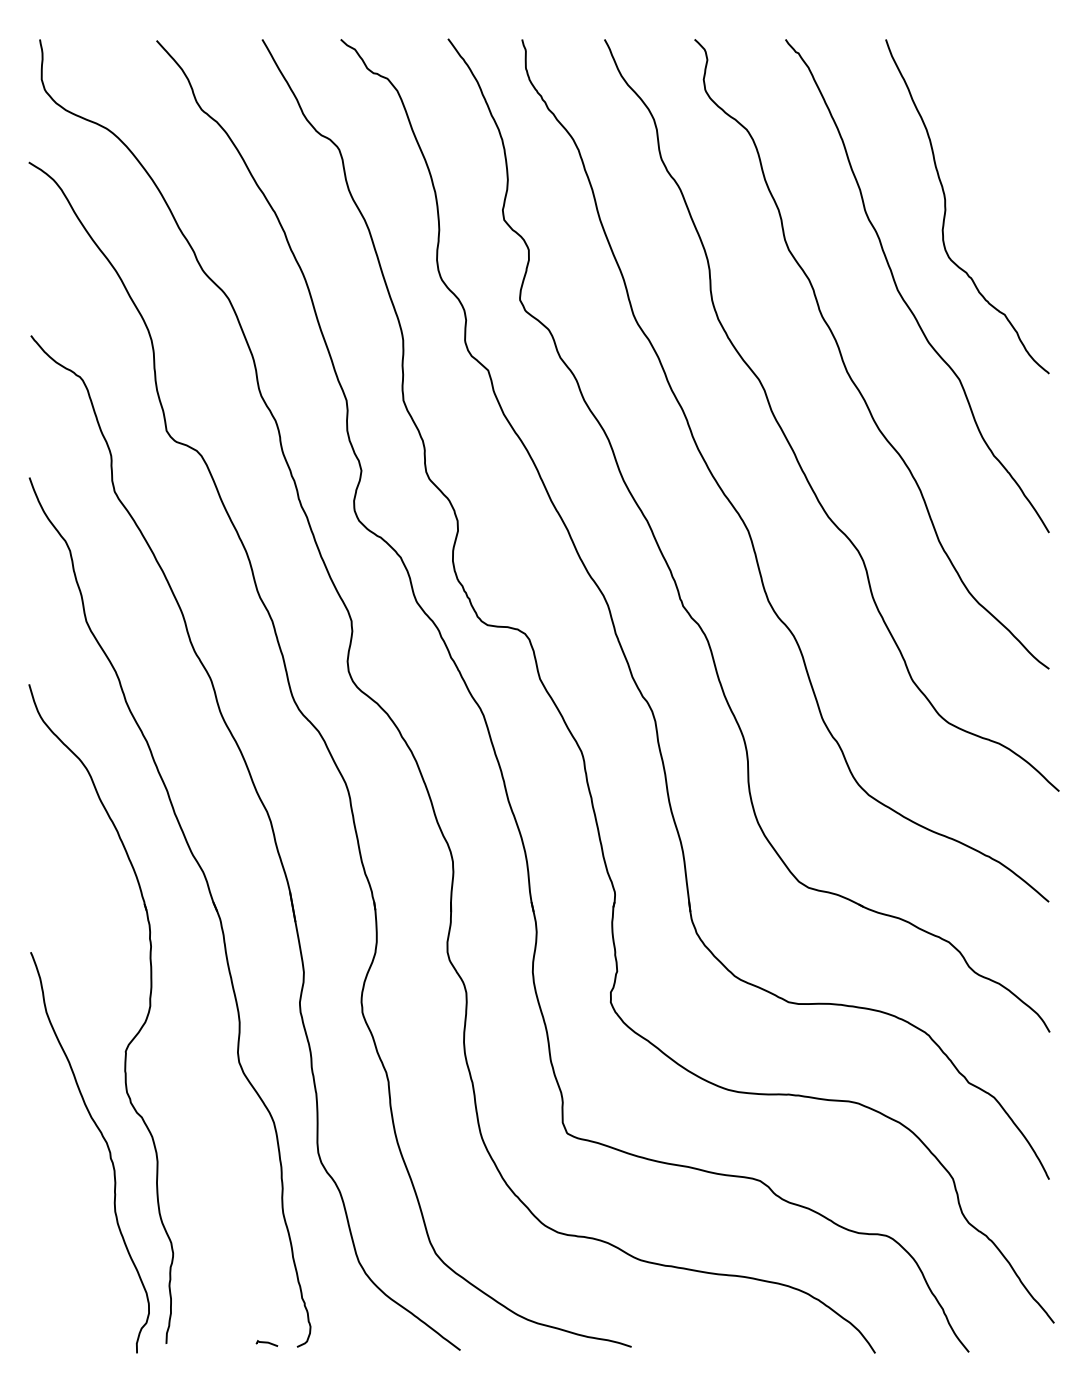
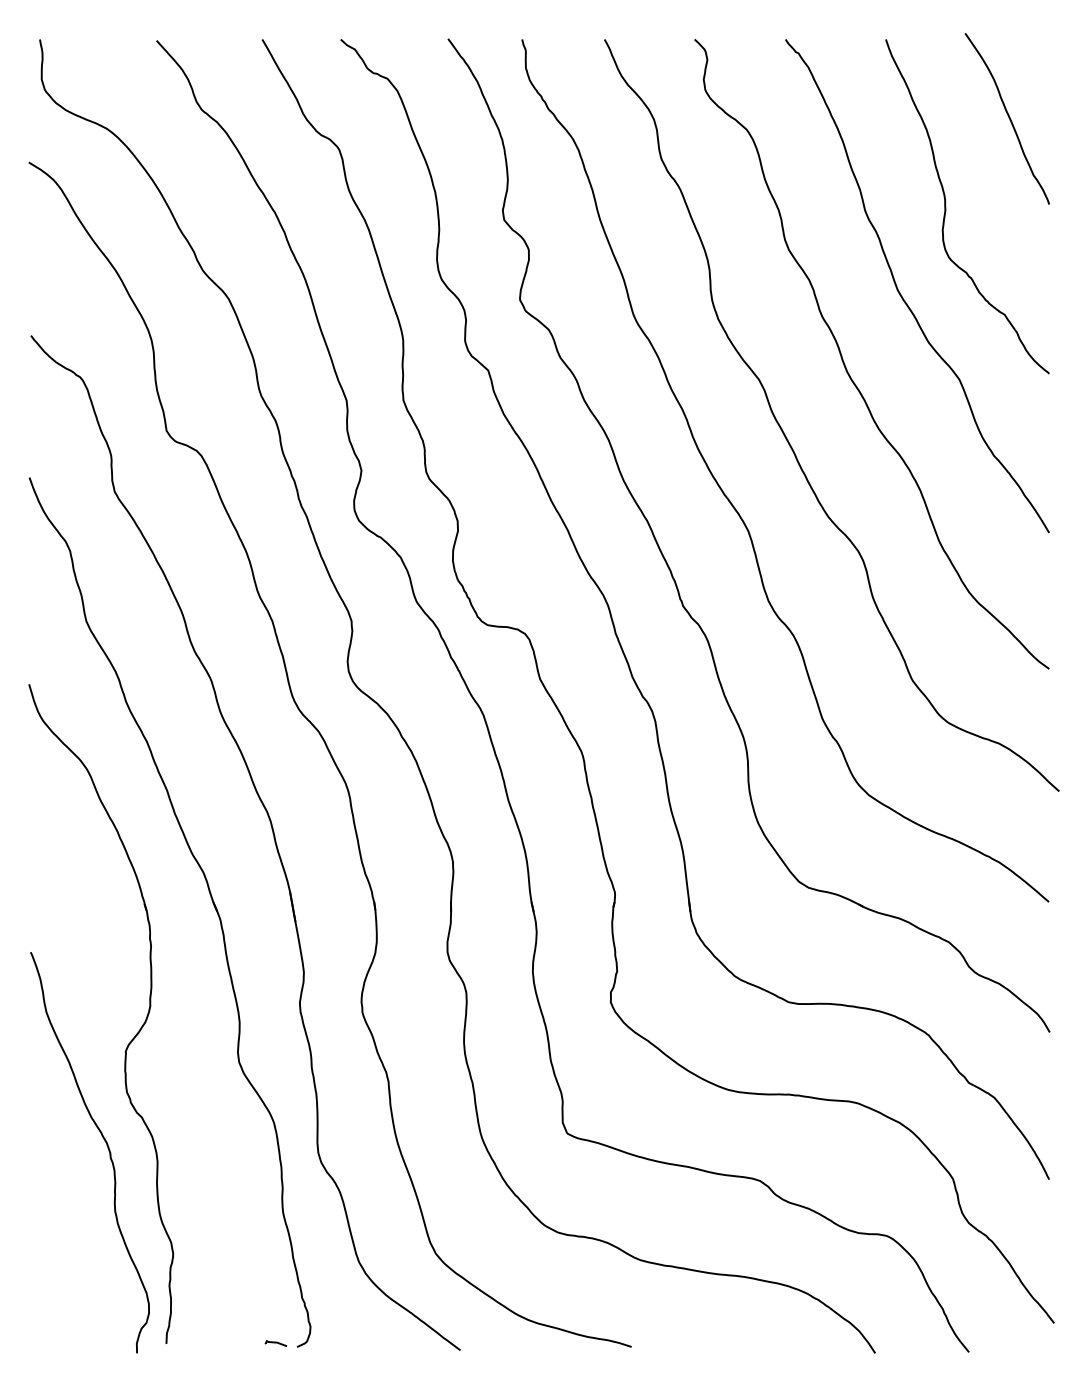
curve: none -> present (1008, 118)
curve position: (266, 1343) -> (275, 1343) (275, 1343)
